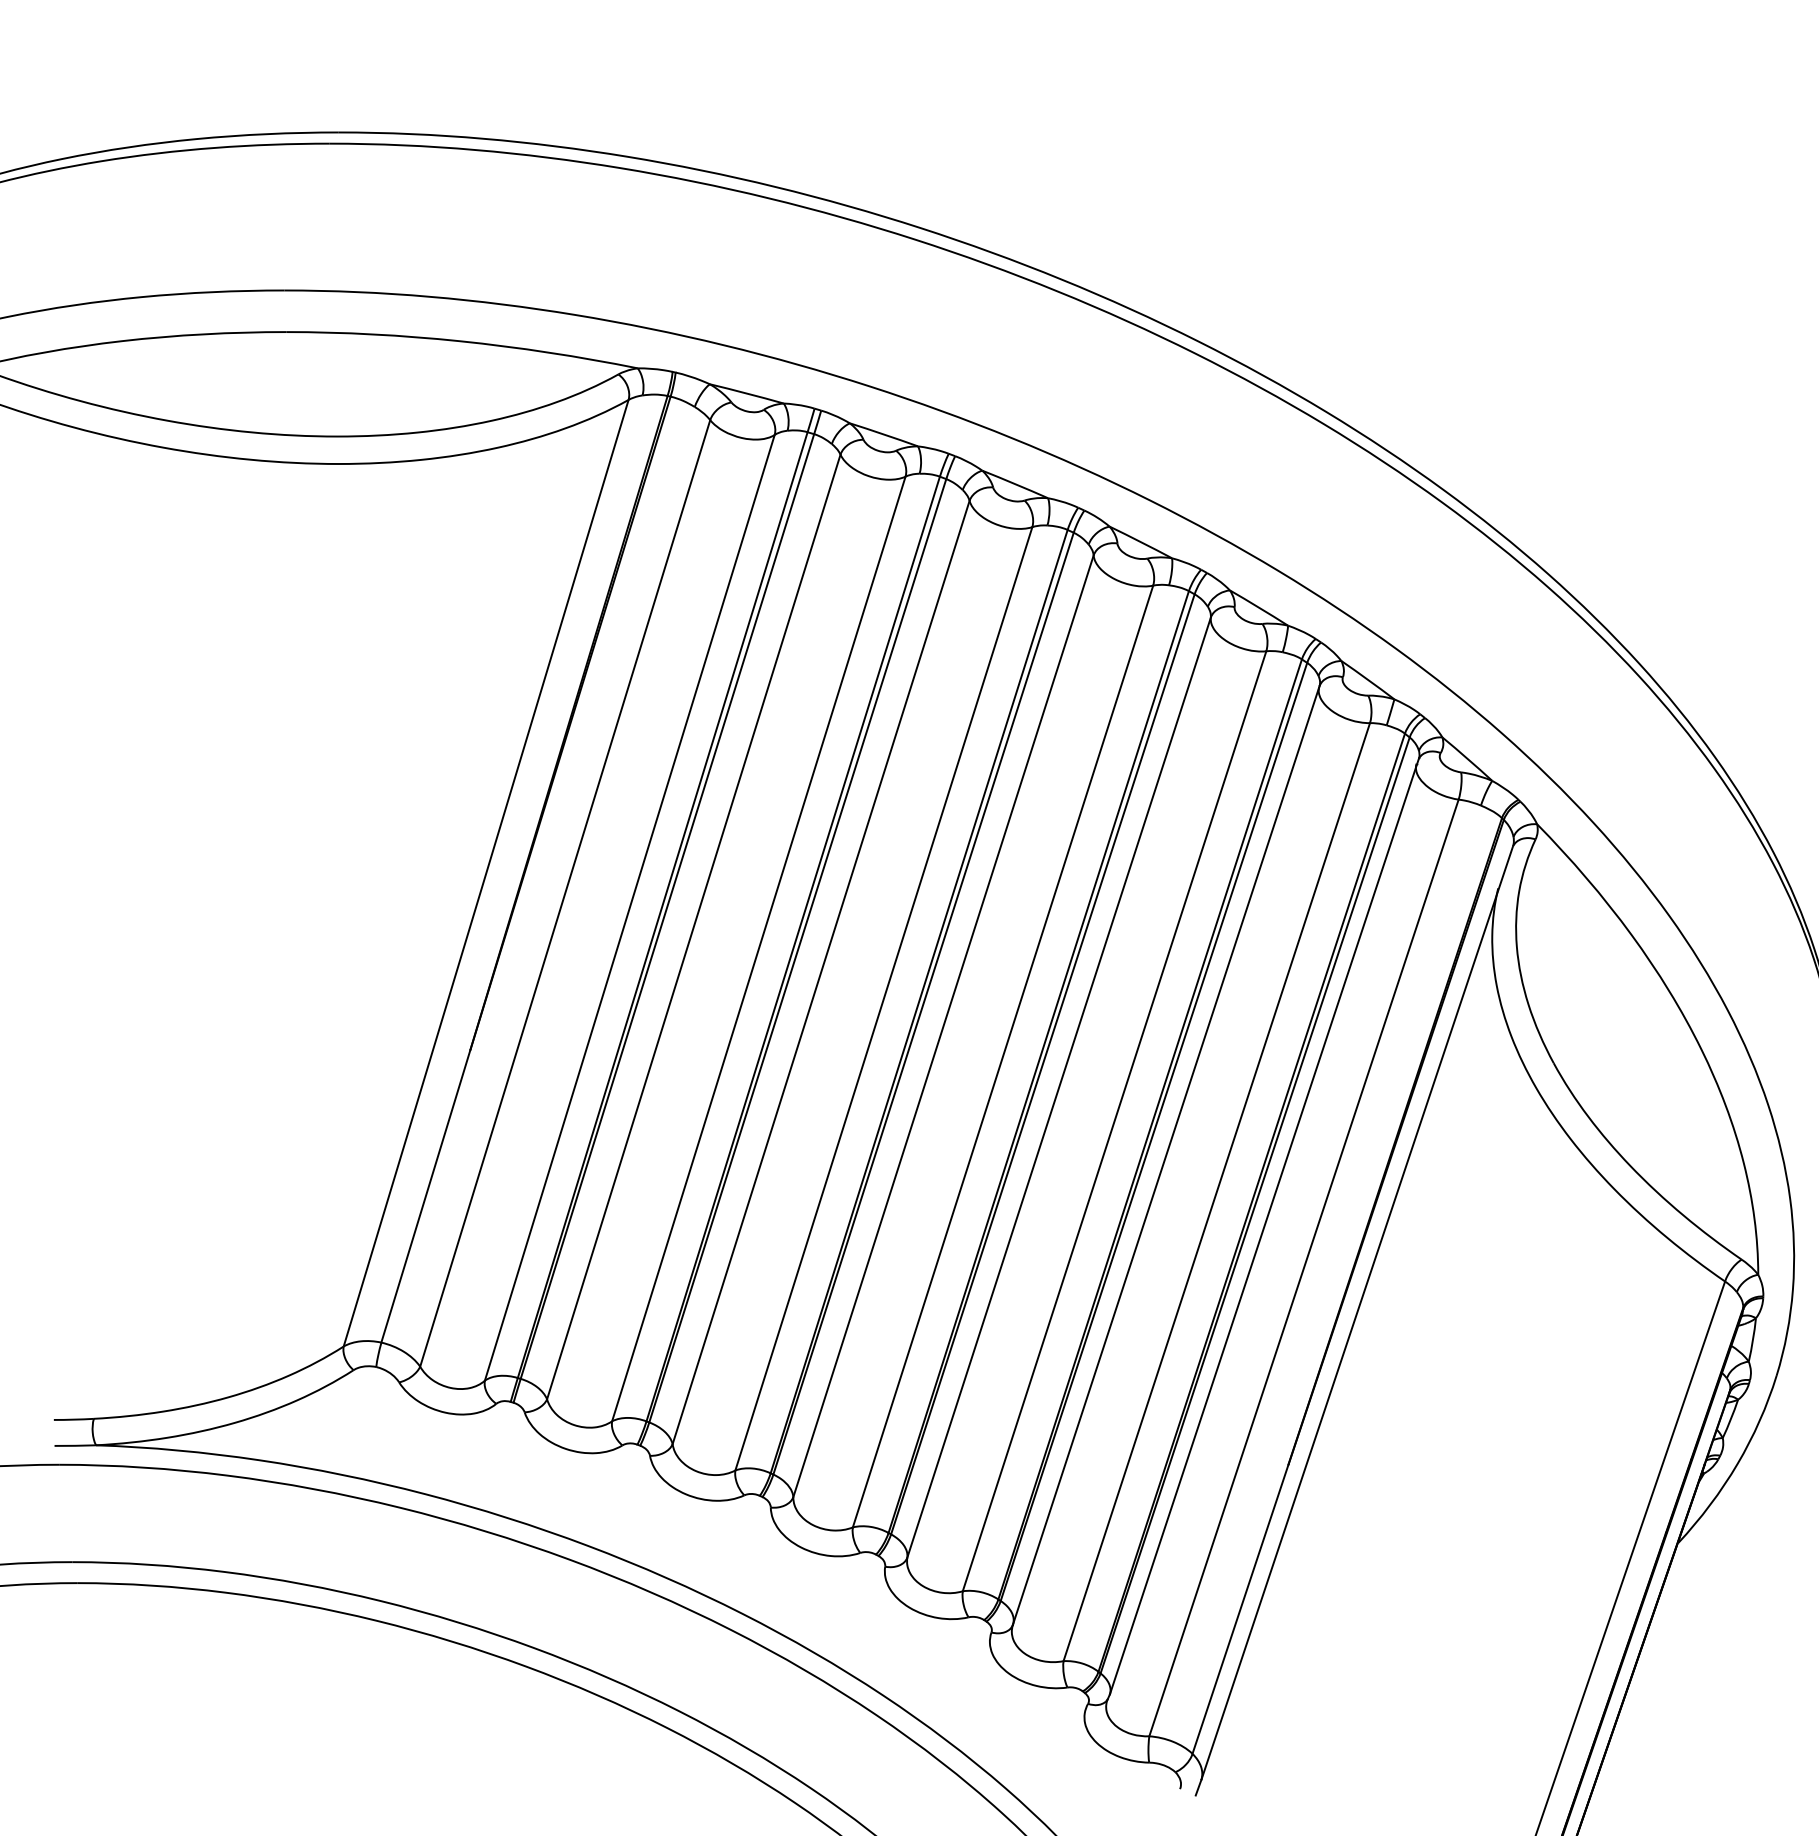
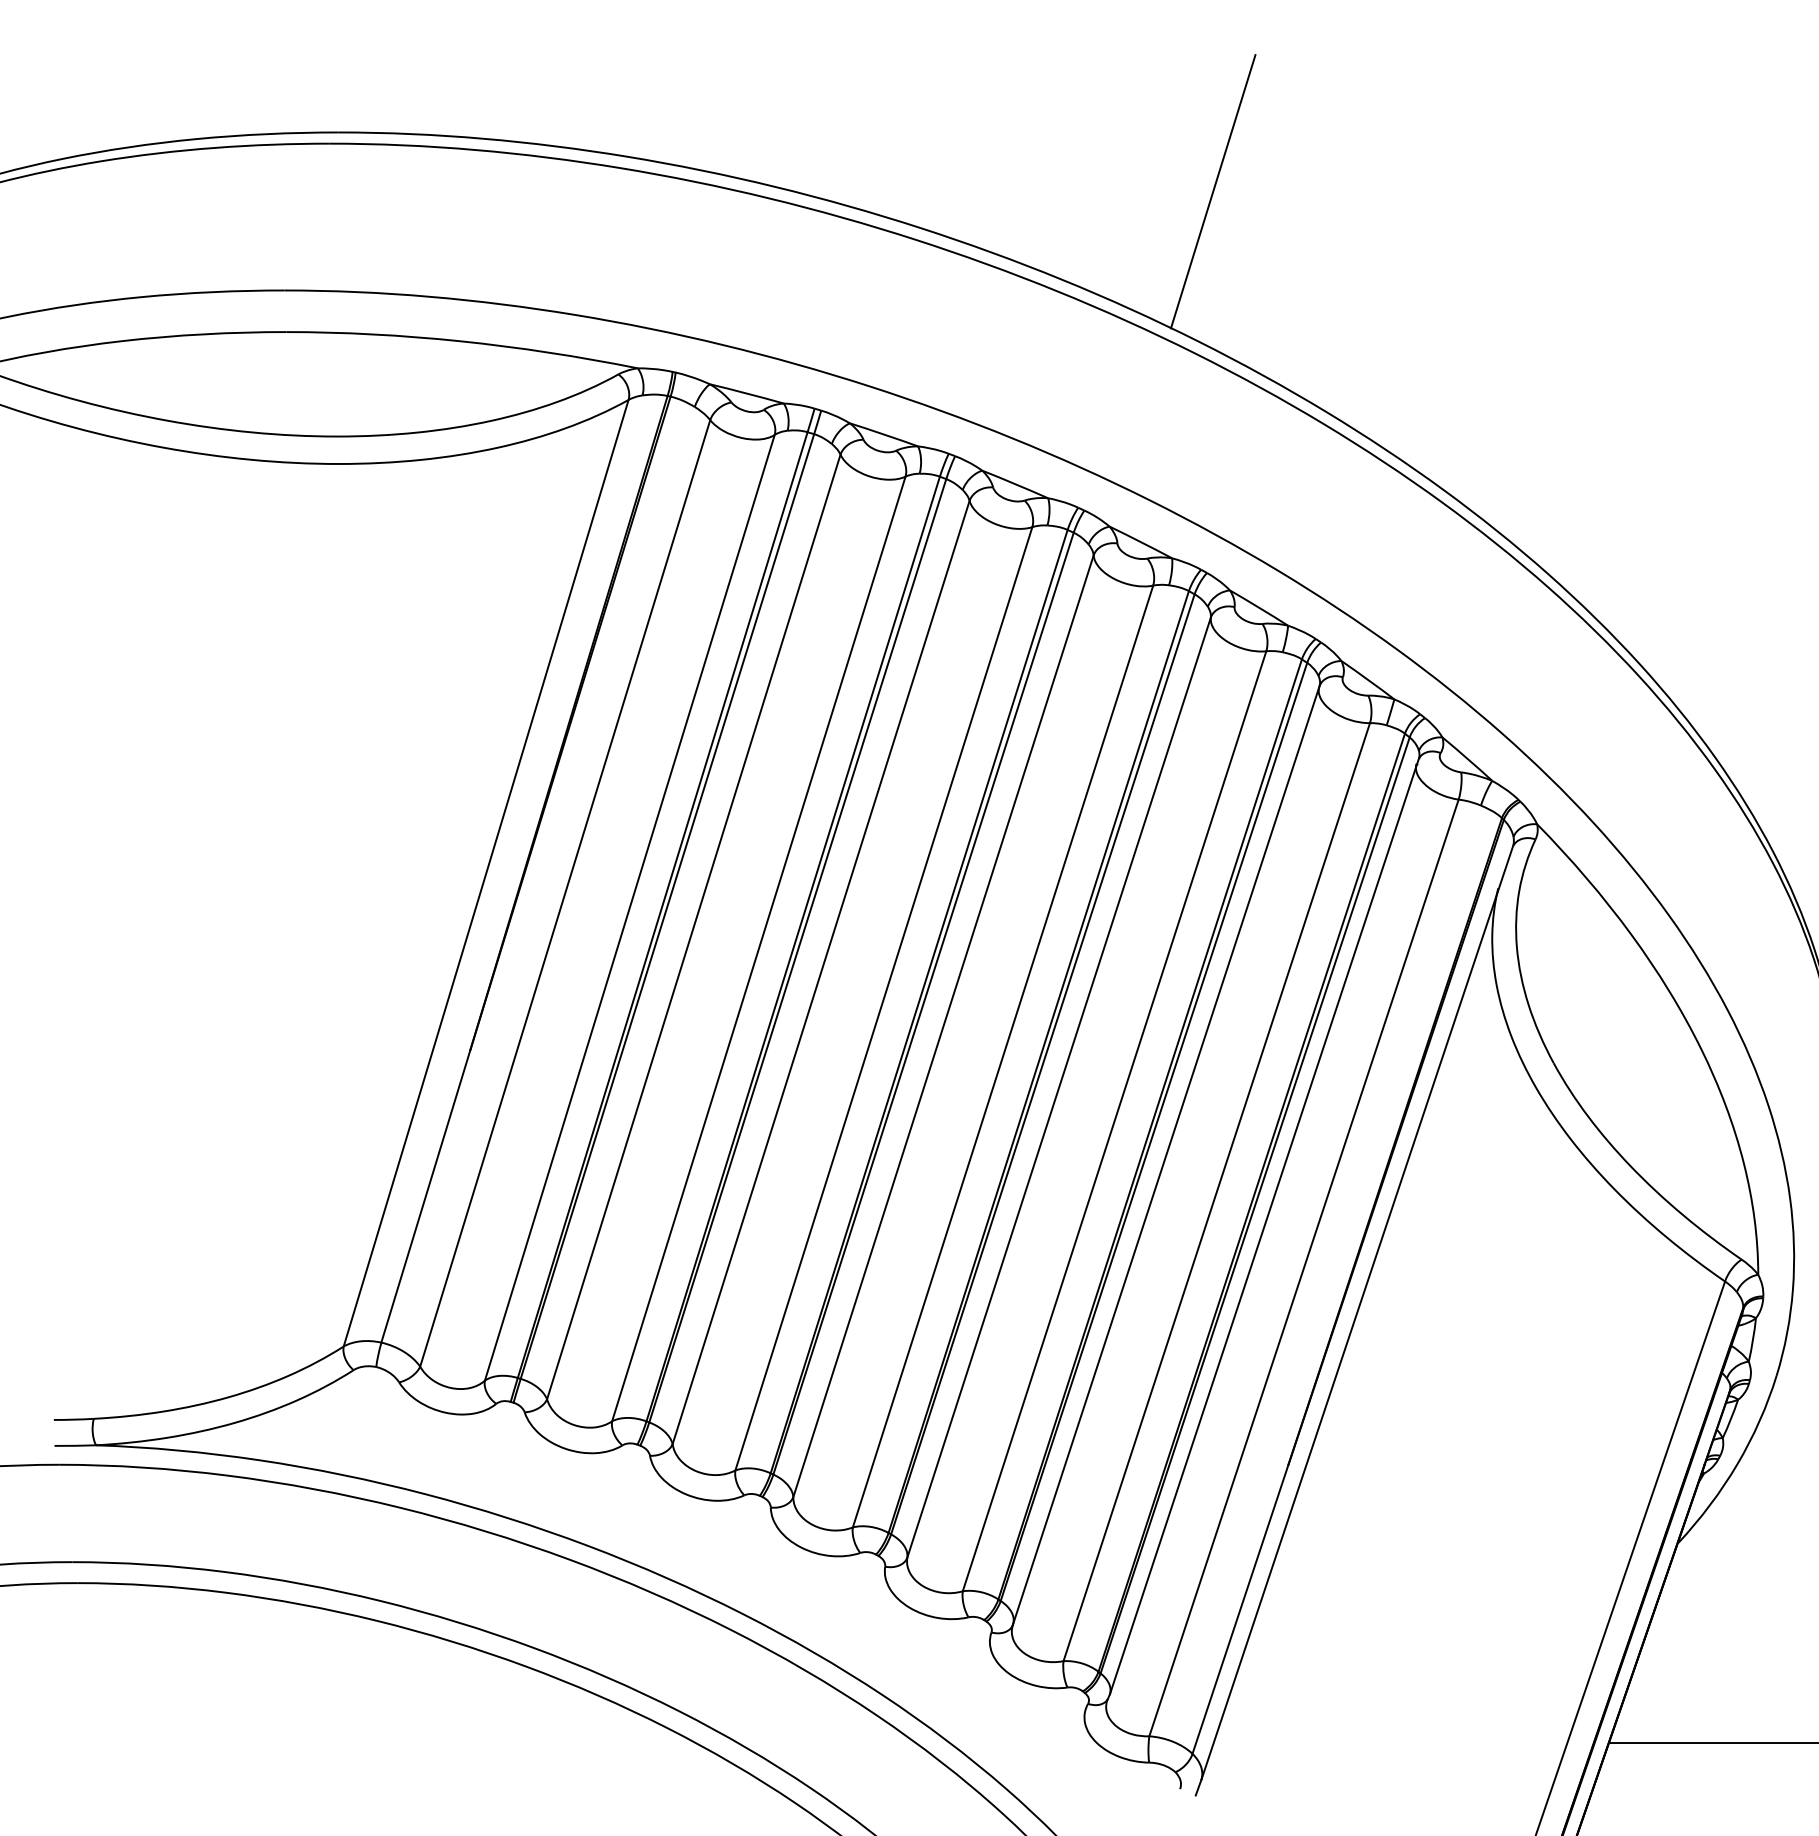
line: none -> present (1212, 191)
line: none -> present (1711, 1743)
